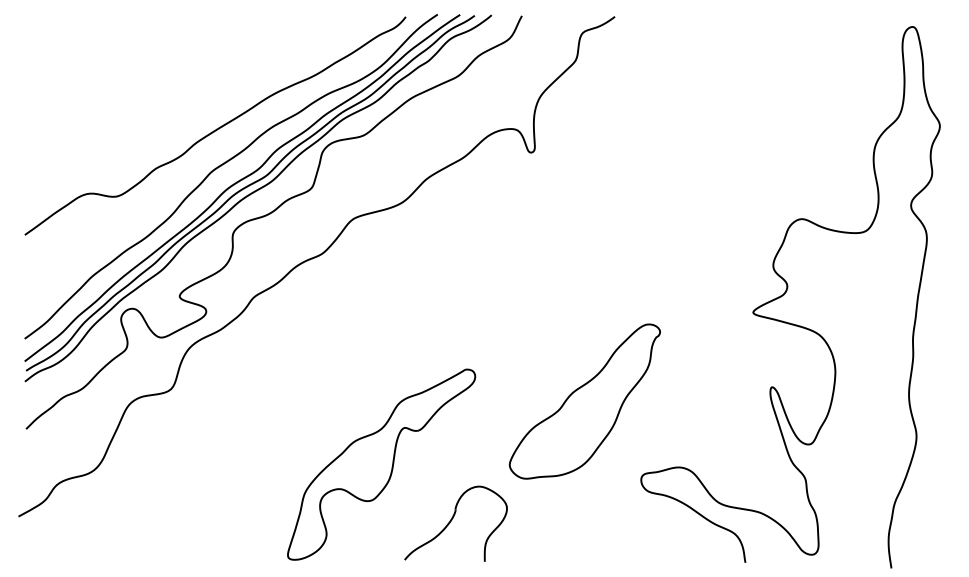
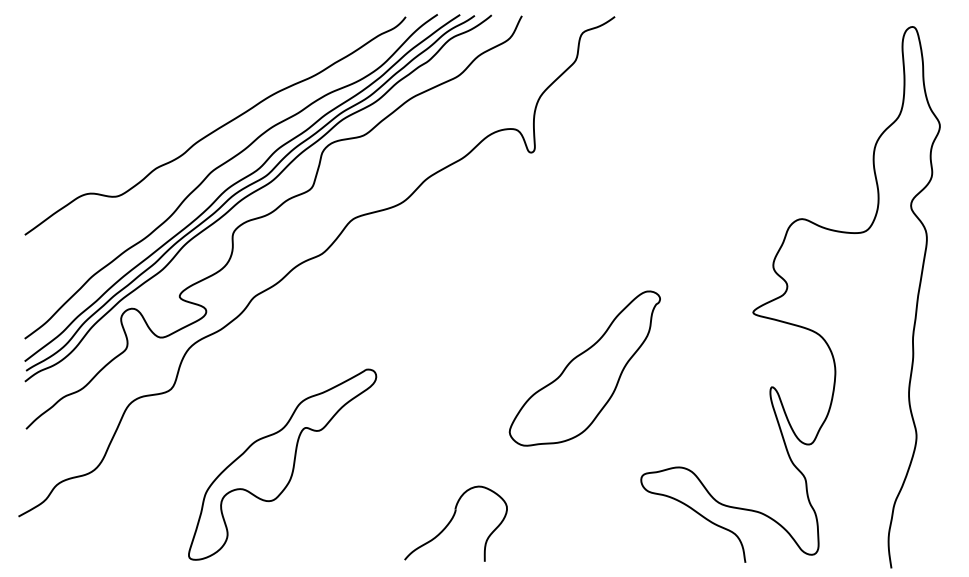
part position: (584, 401) -> (584, 368) (584, 368)
part position: (381, 464) -> (282, 464) (282, 464)
